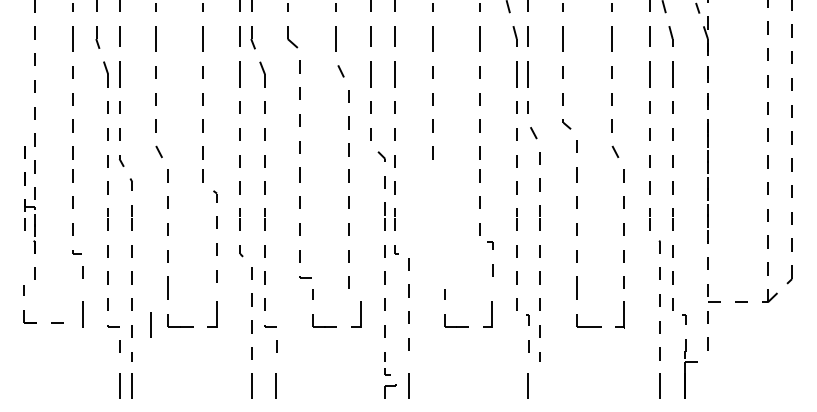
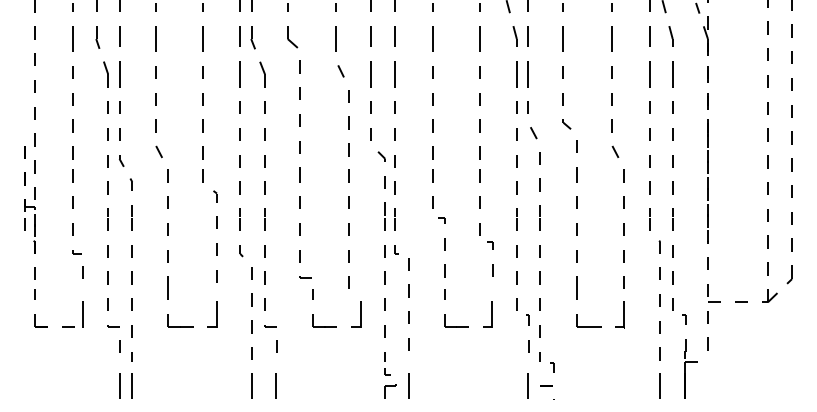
curve: none -> present (438, 218)
part position: (36, 322) -> (47, 326) (47, 326)
line: present -> none (150, 324)
part: none -> present (547, 380)
